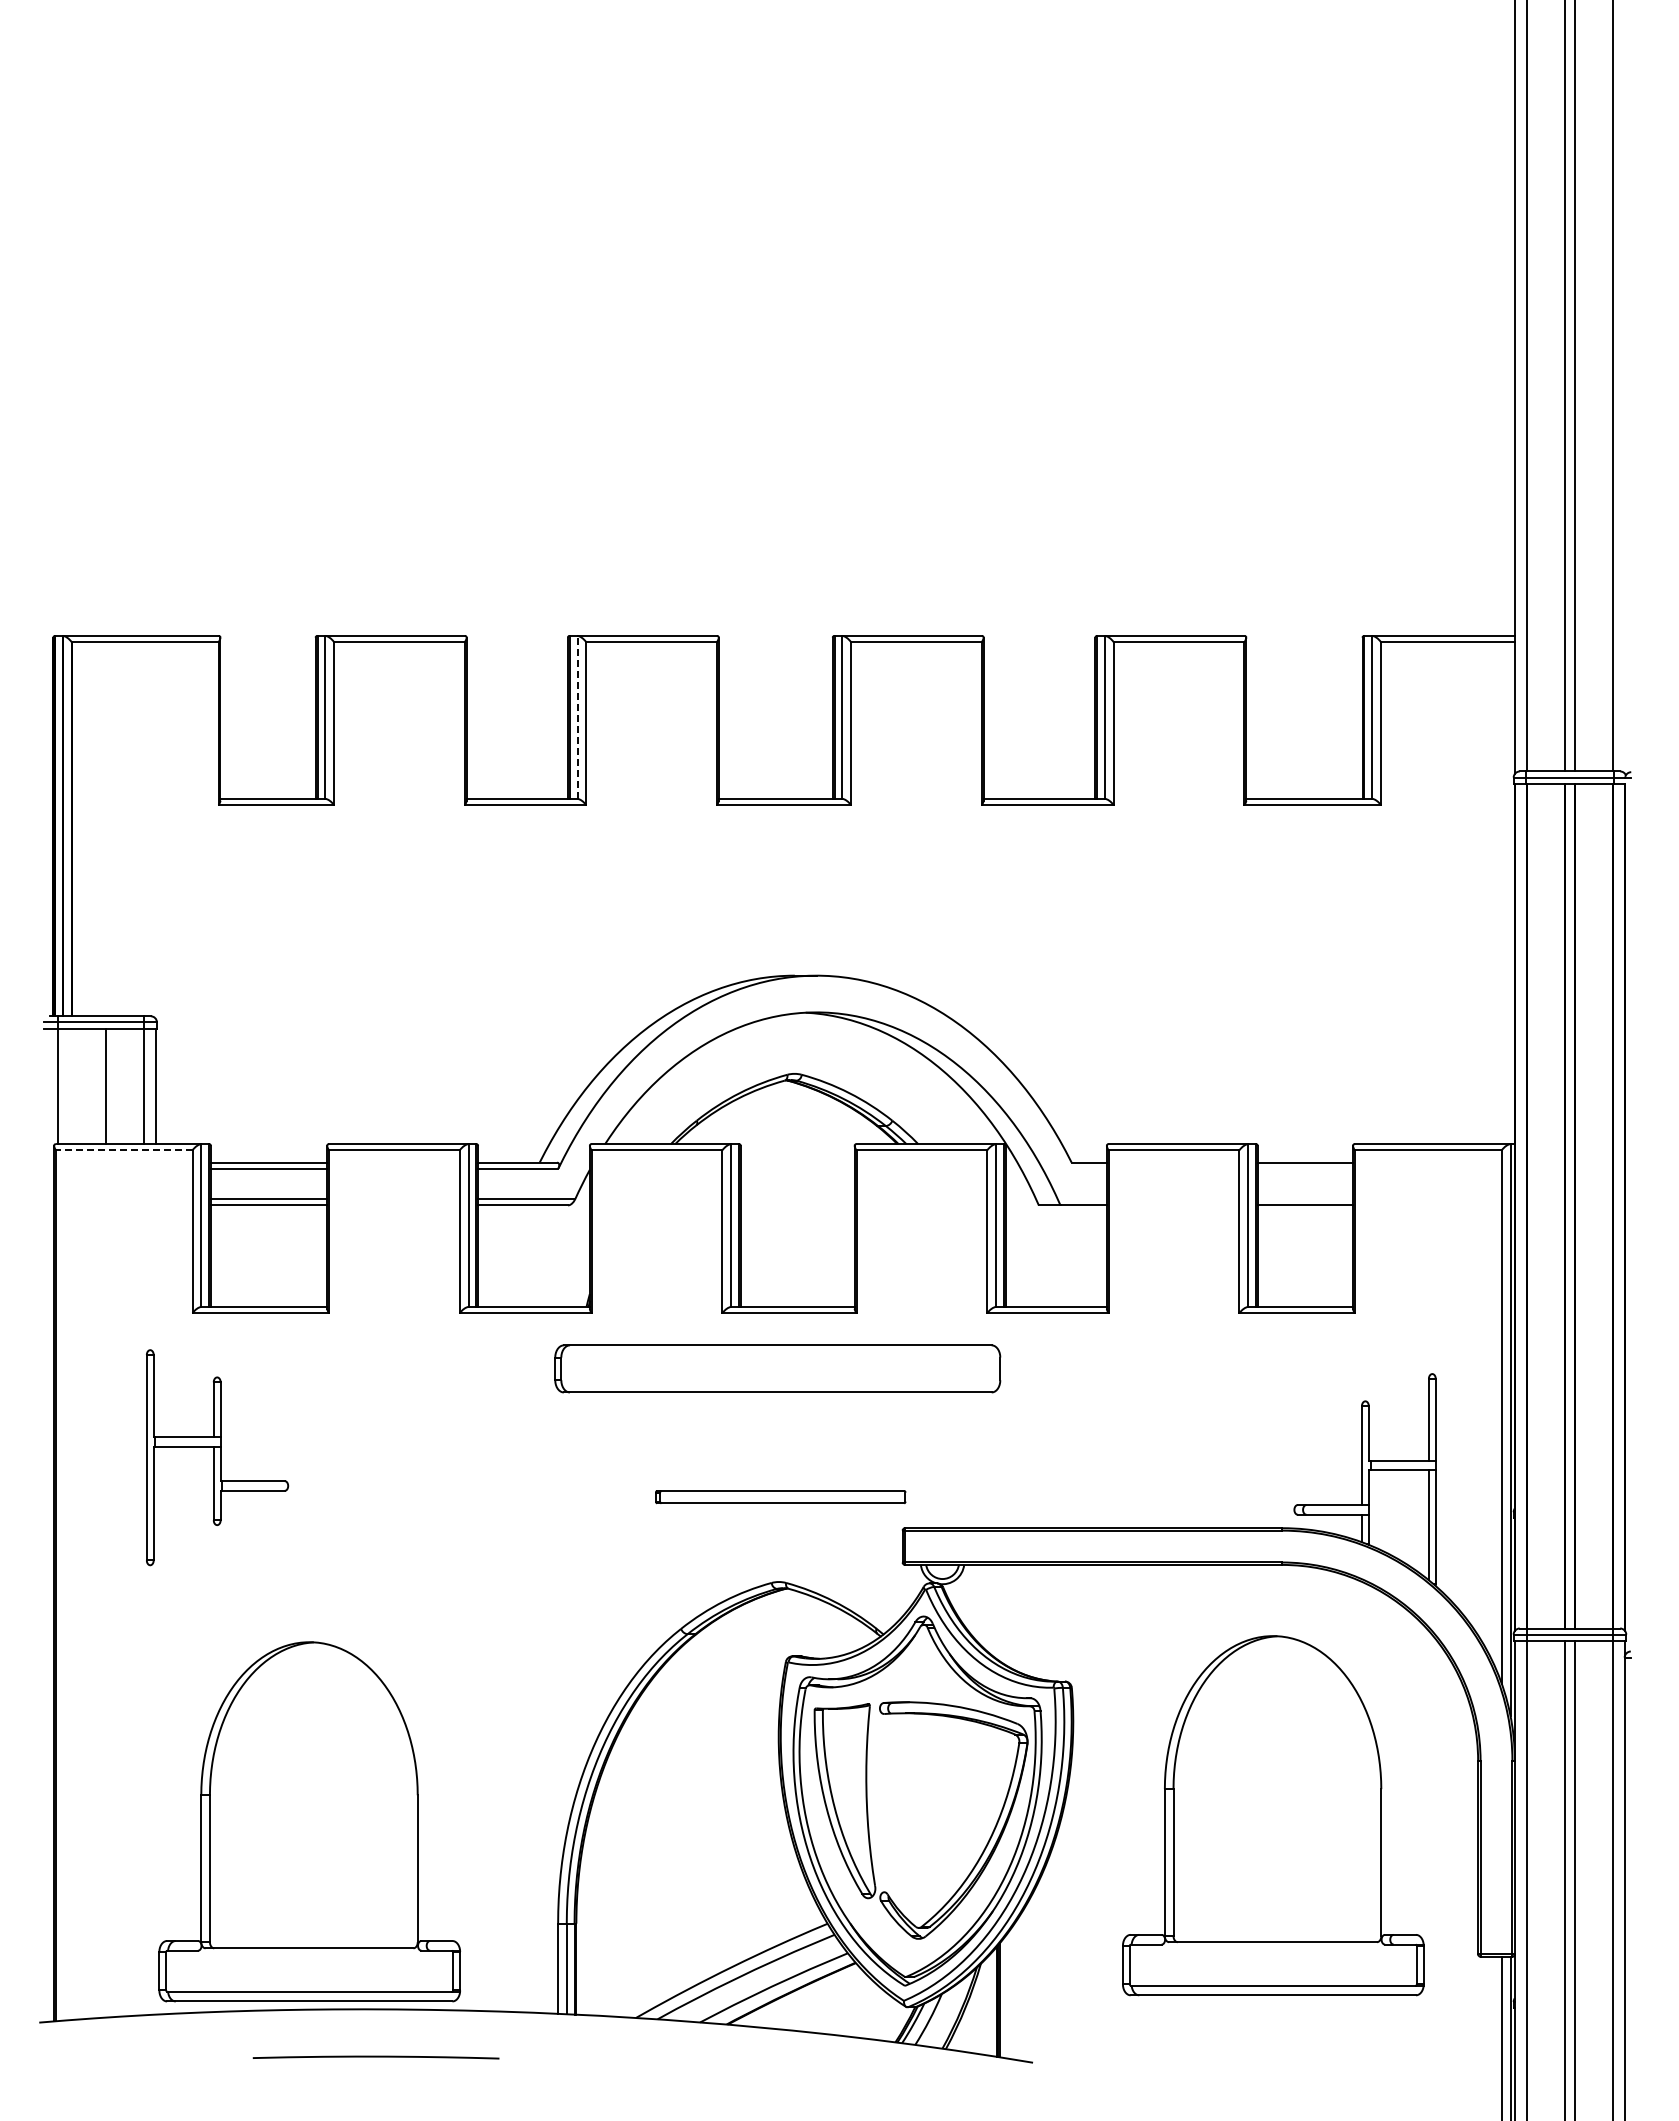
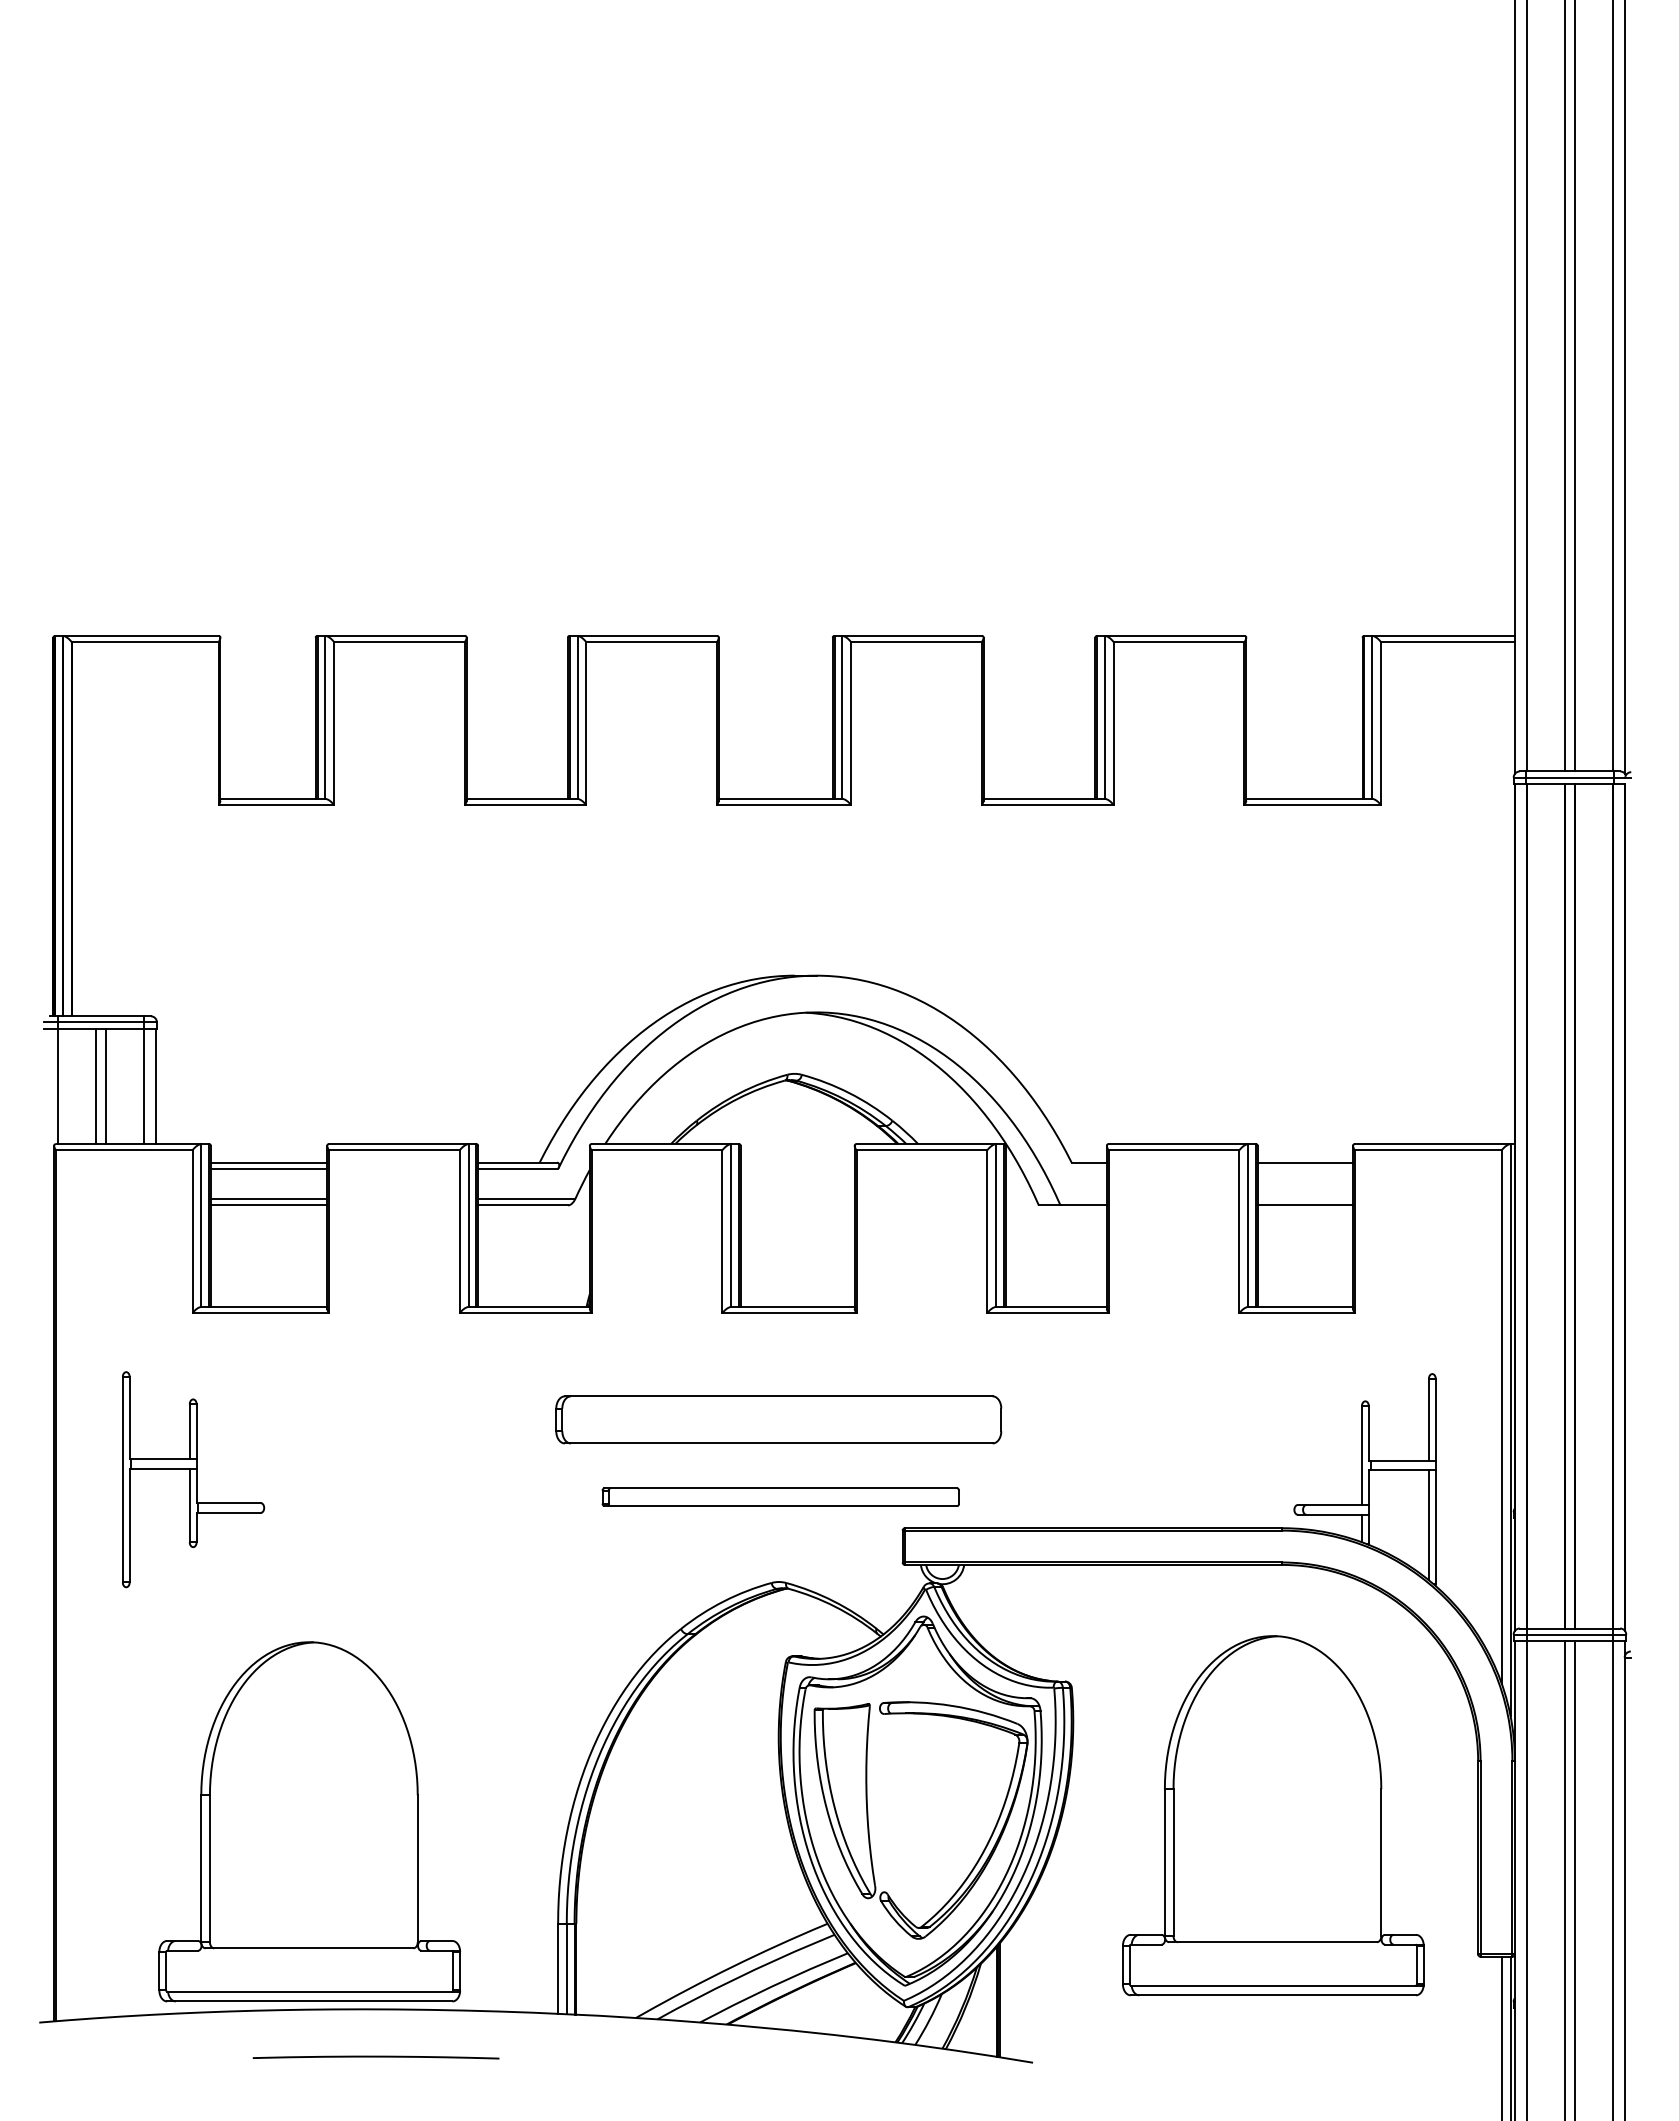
line: none -> present (1625, 387)
line: dashed -> solid (577, 716)
line: none -> present (95, 1086)
line: dashed -> solid (123, 1150)
part position: (777, 1368) -> (778, 1419) (778, 1419)
part position: (217, 1457) -> (193, 1479) (193, 1479)
part size: 252x15 px -> 359x20 px (780, 1496)
